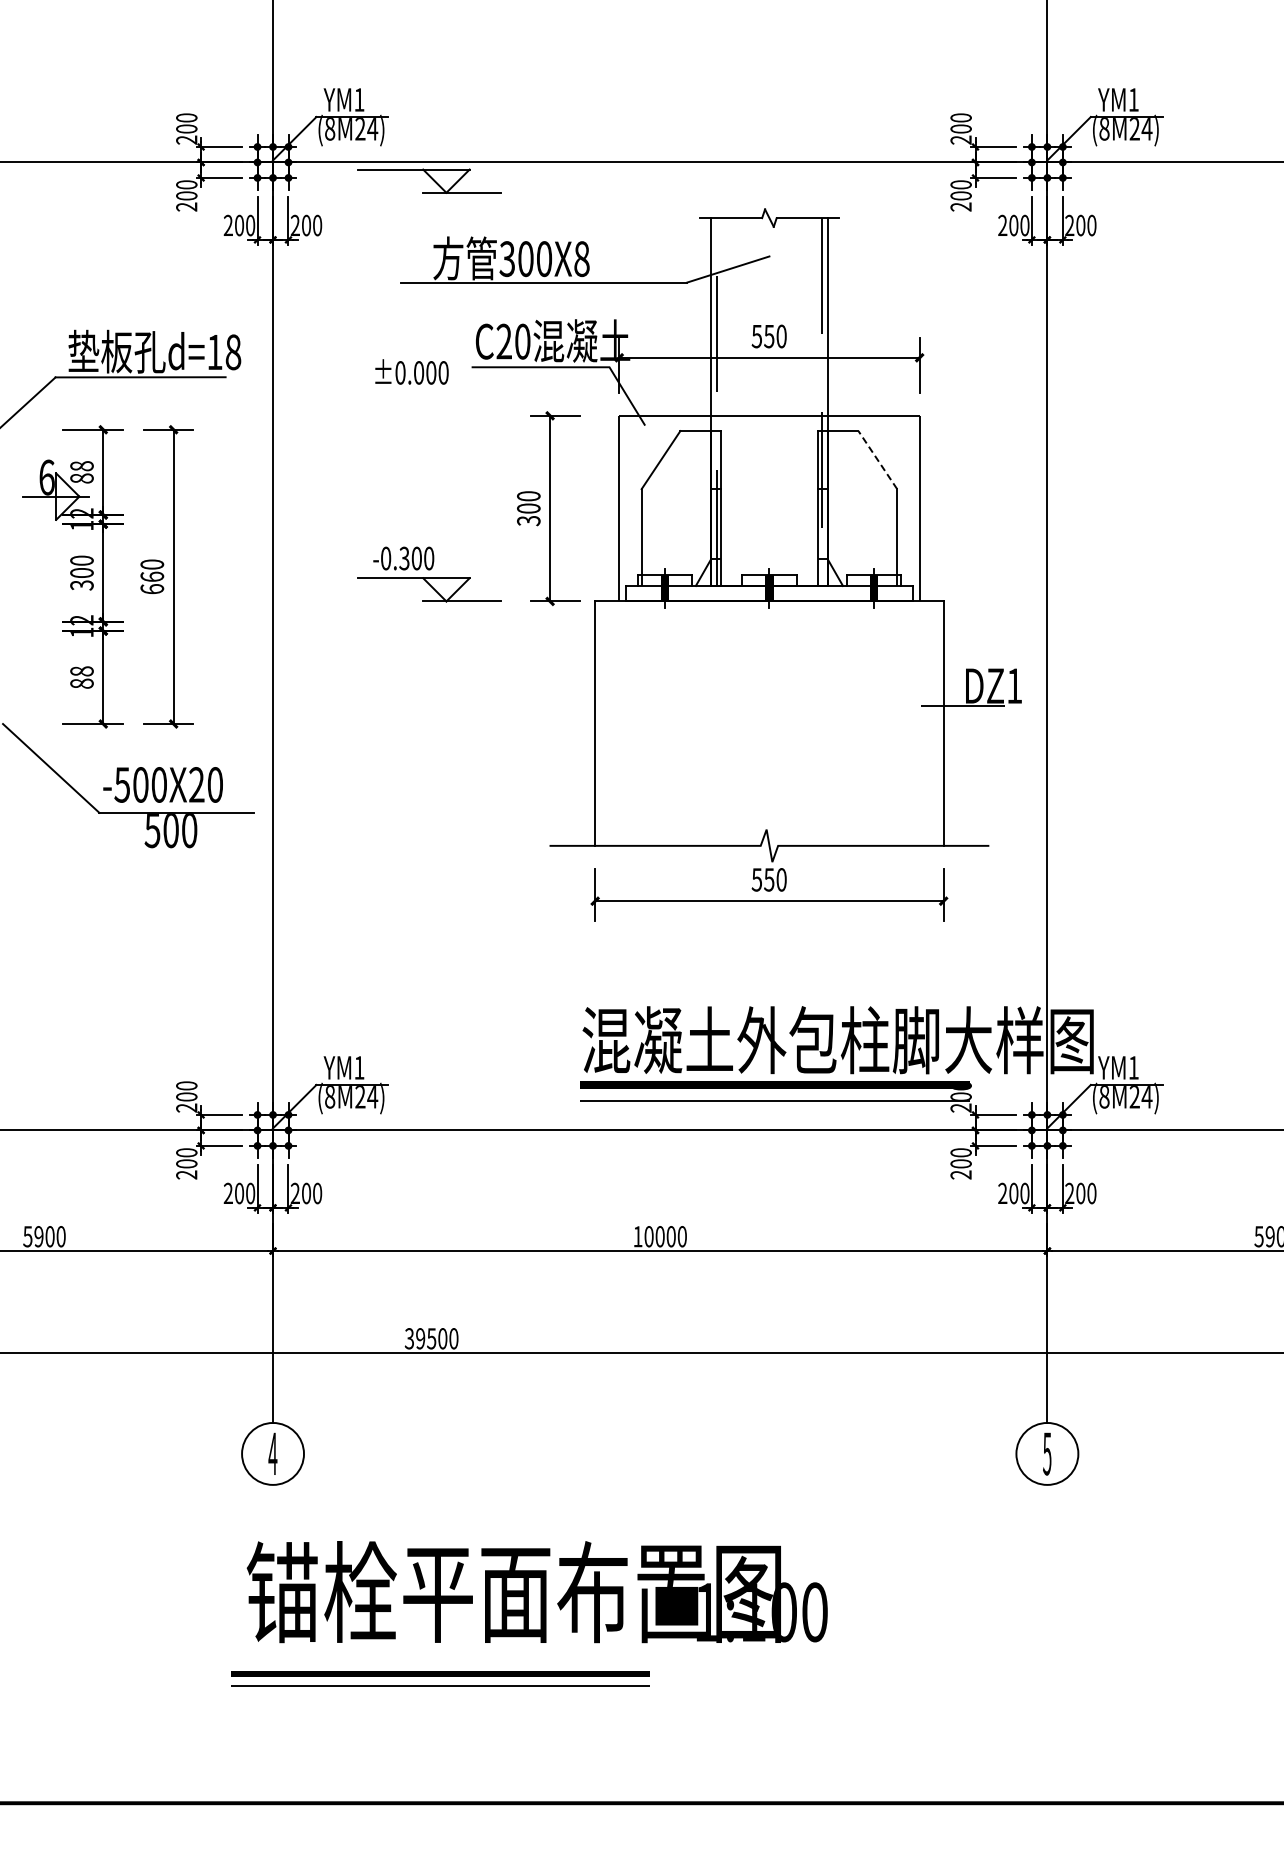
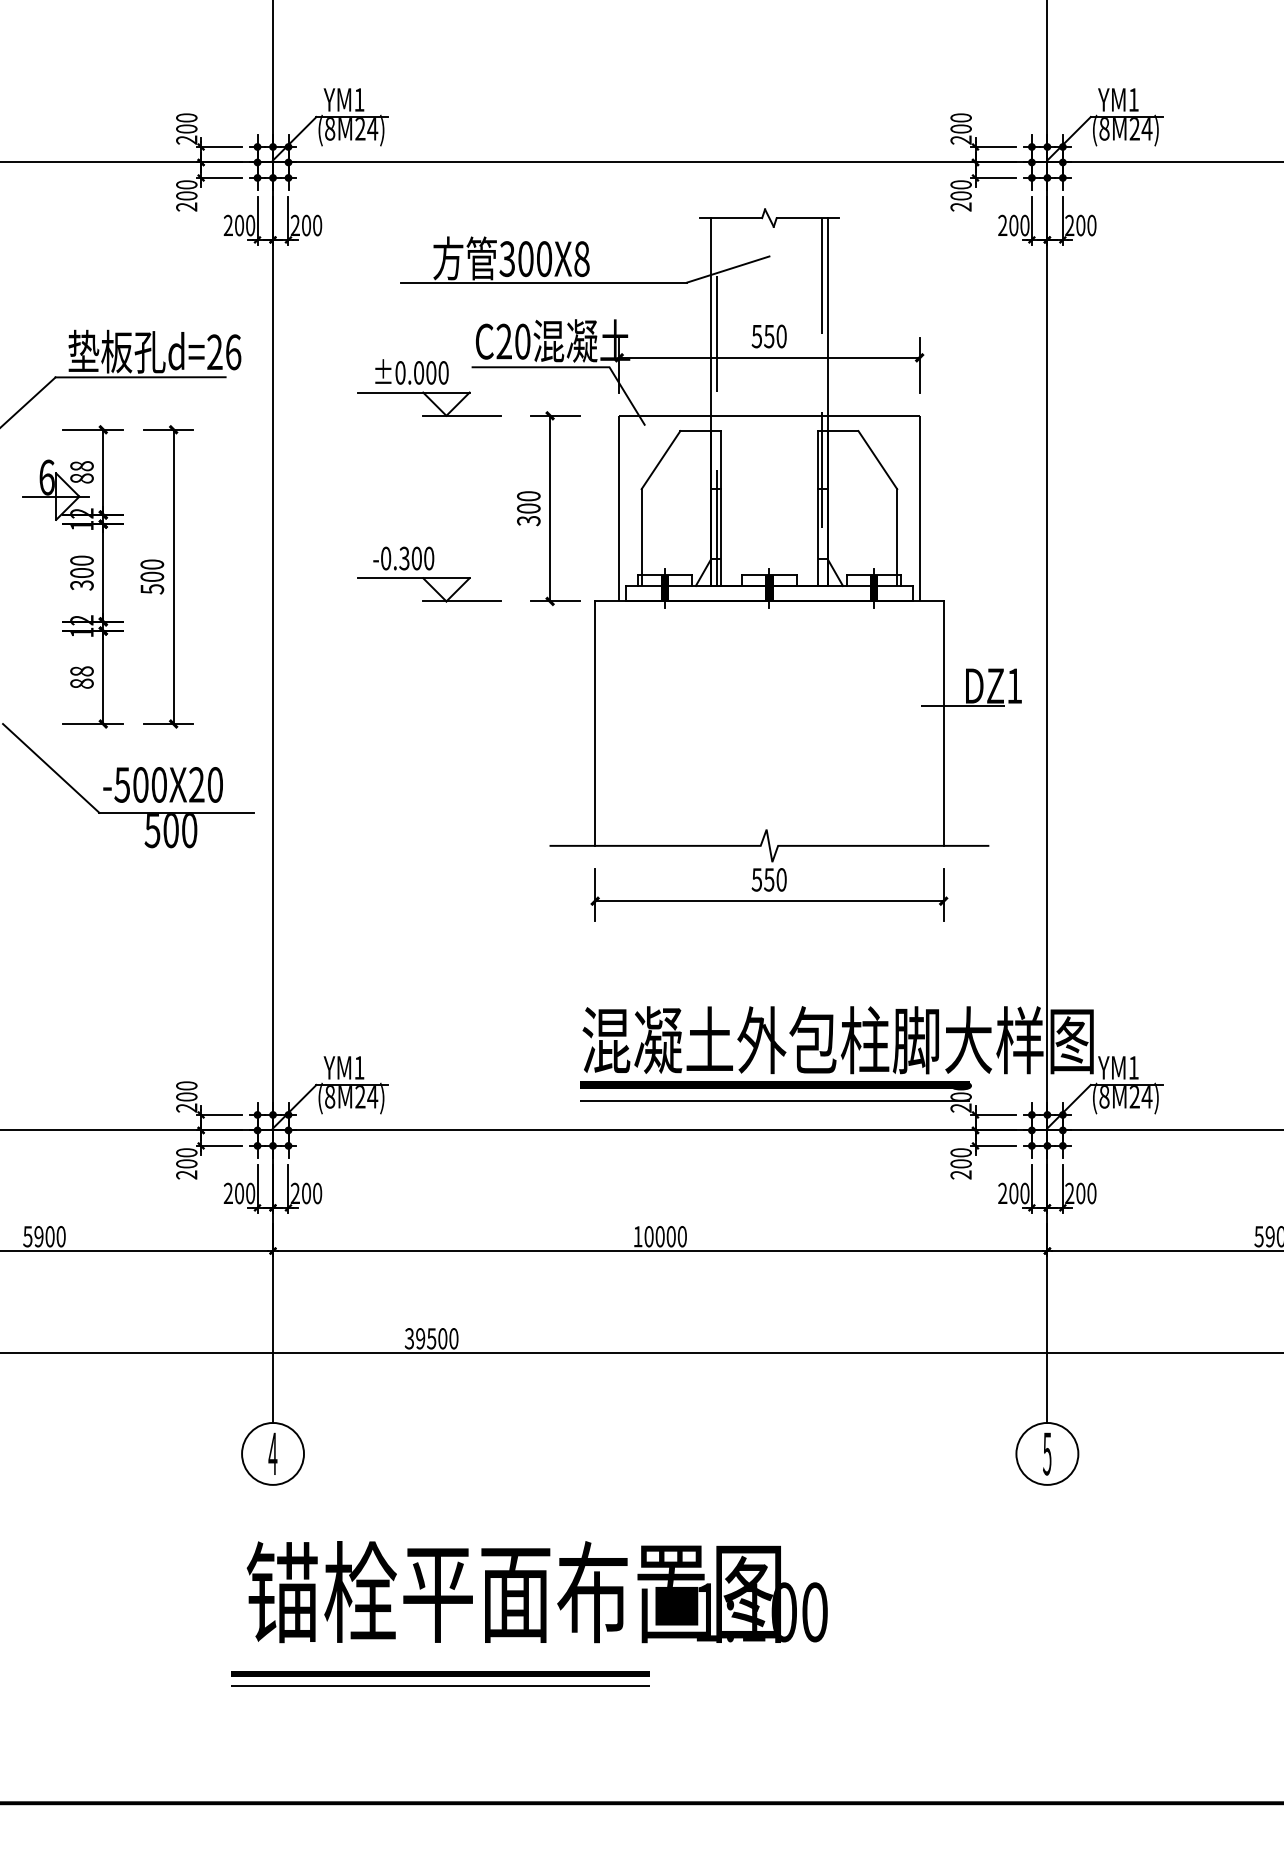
part position: (429, 180) -> (429, 403) (429, 403)
text: d=18 -> d=26 (224, 352)
line: dashed -> solid (877, 460)
text: 660 -> 500 (152, 582)
